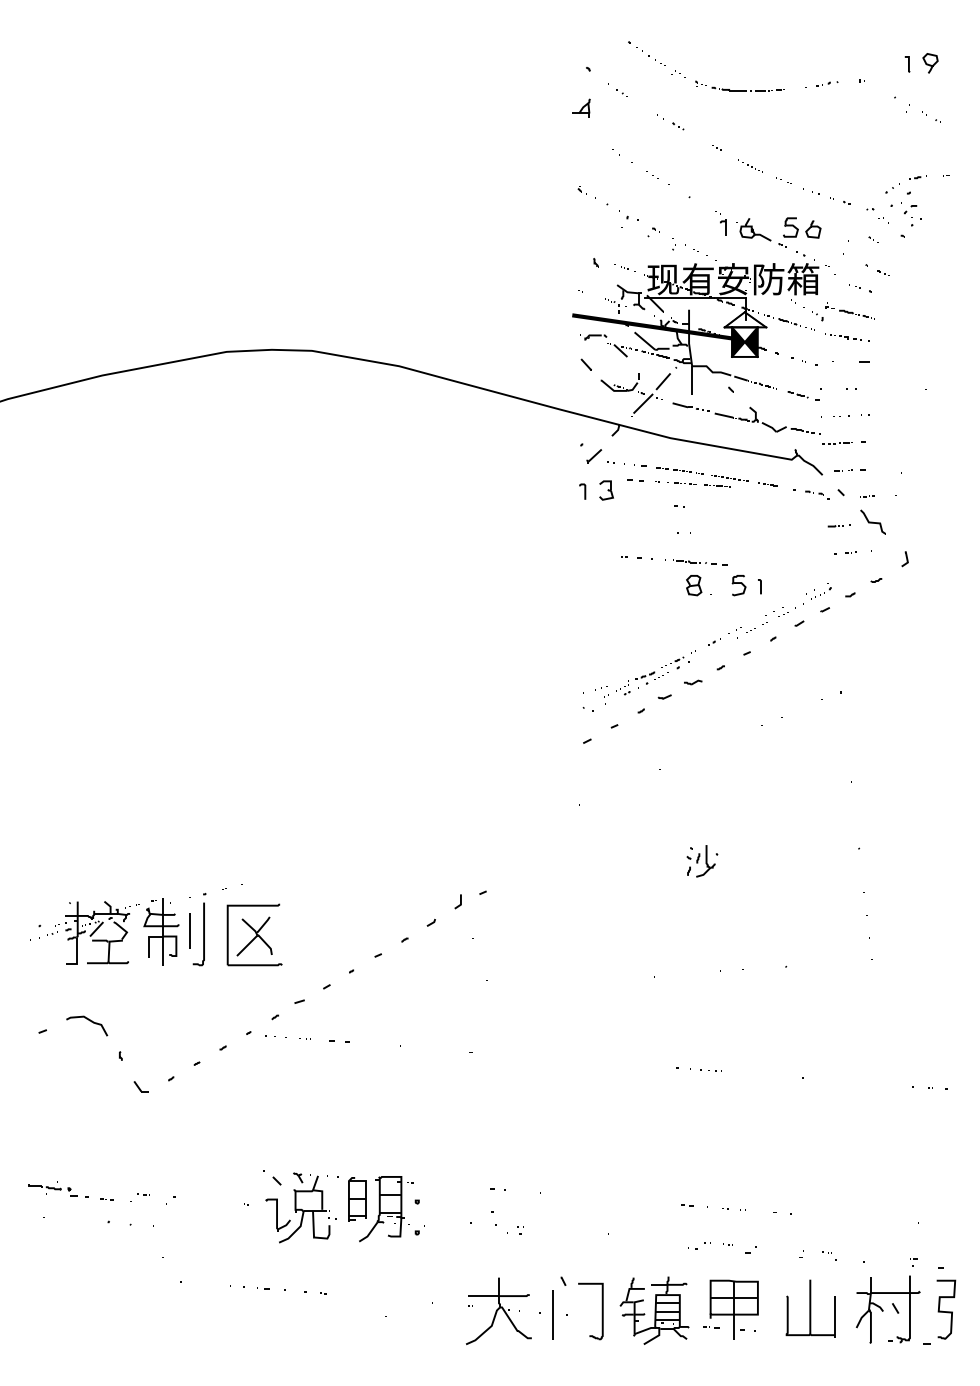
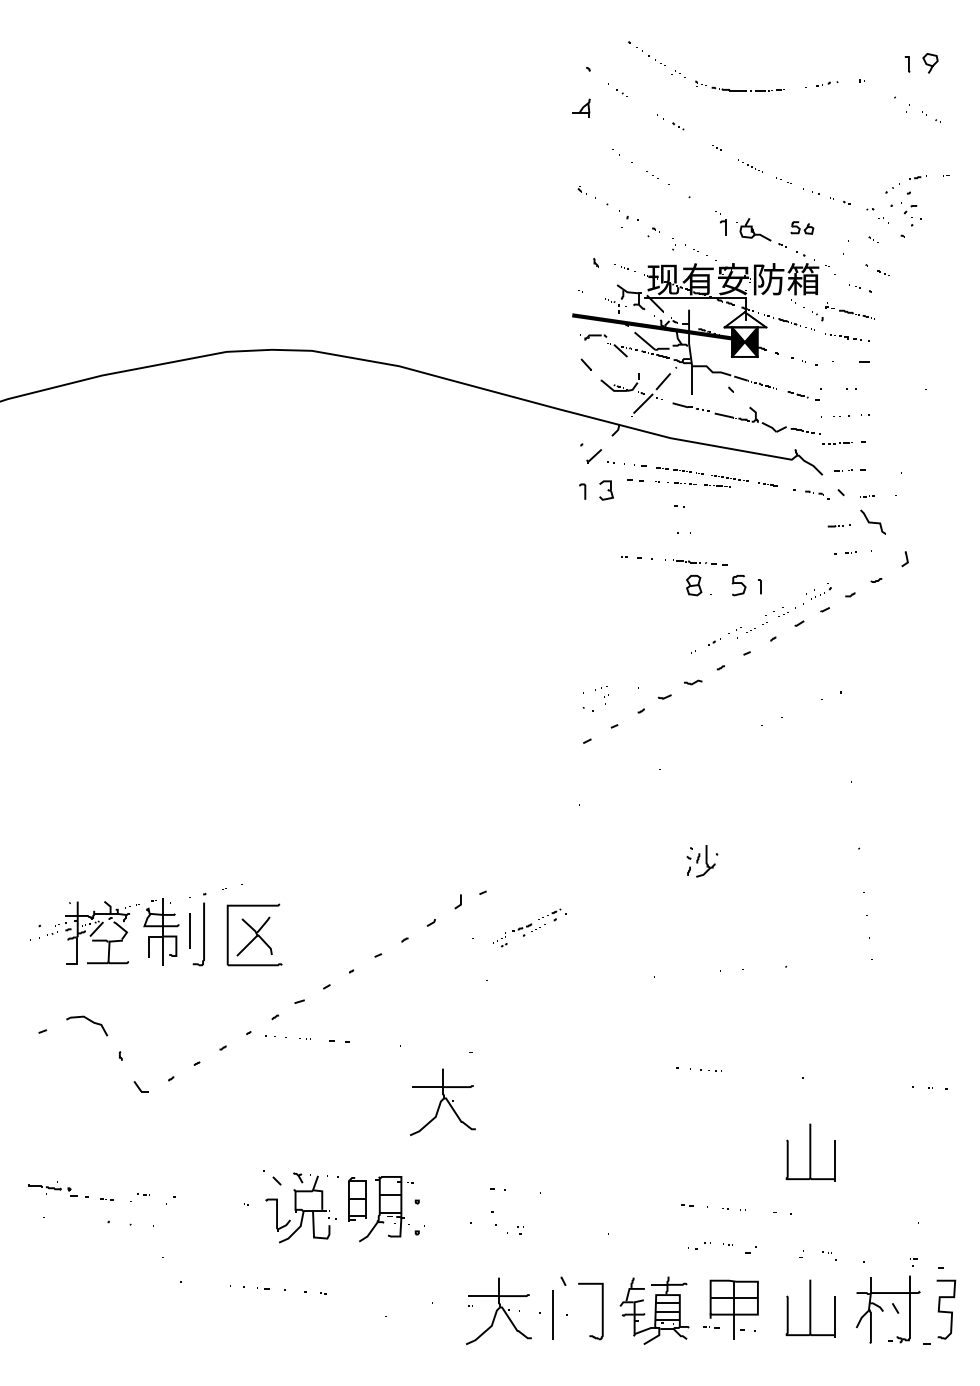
part size: 39x22 px -> 25x14 px (802, 227)
part position: (652, 675) -> (529, 927) (529, 927)
part: none -> present (442, 1101)
part: none -> present (810, 1152)
